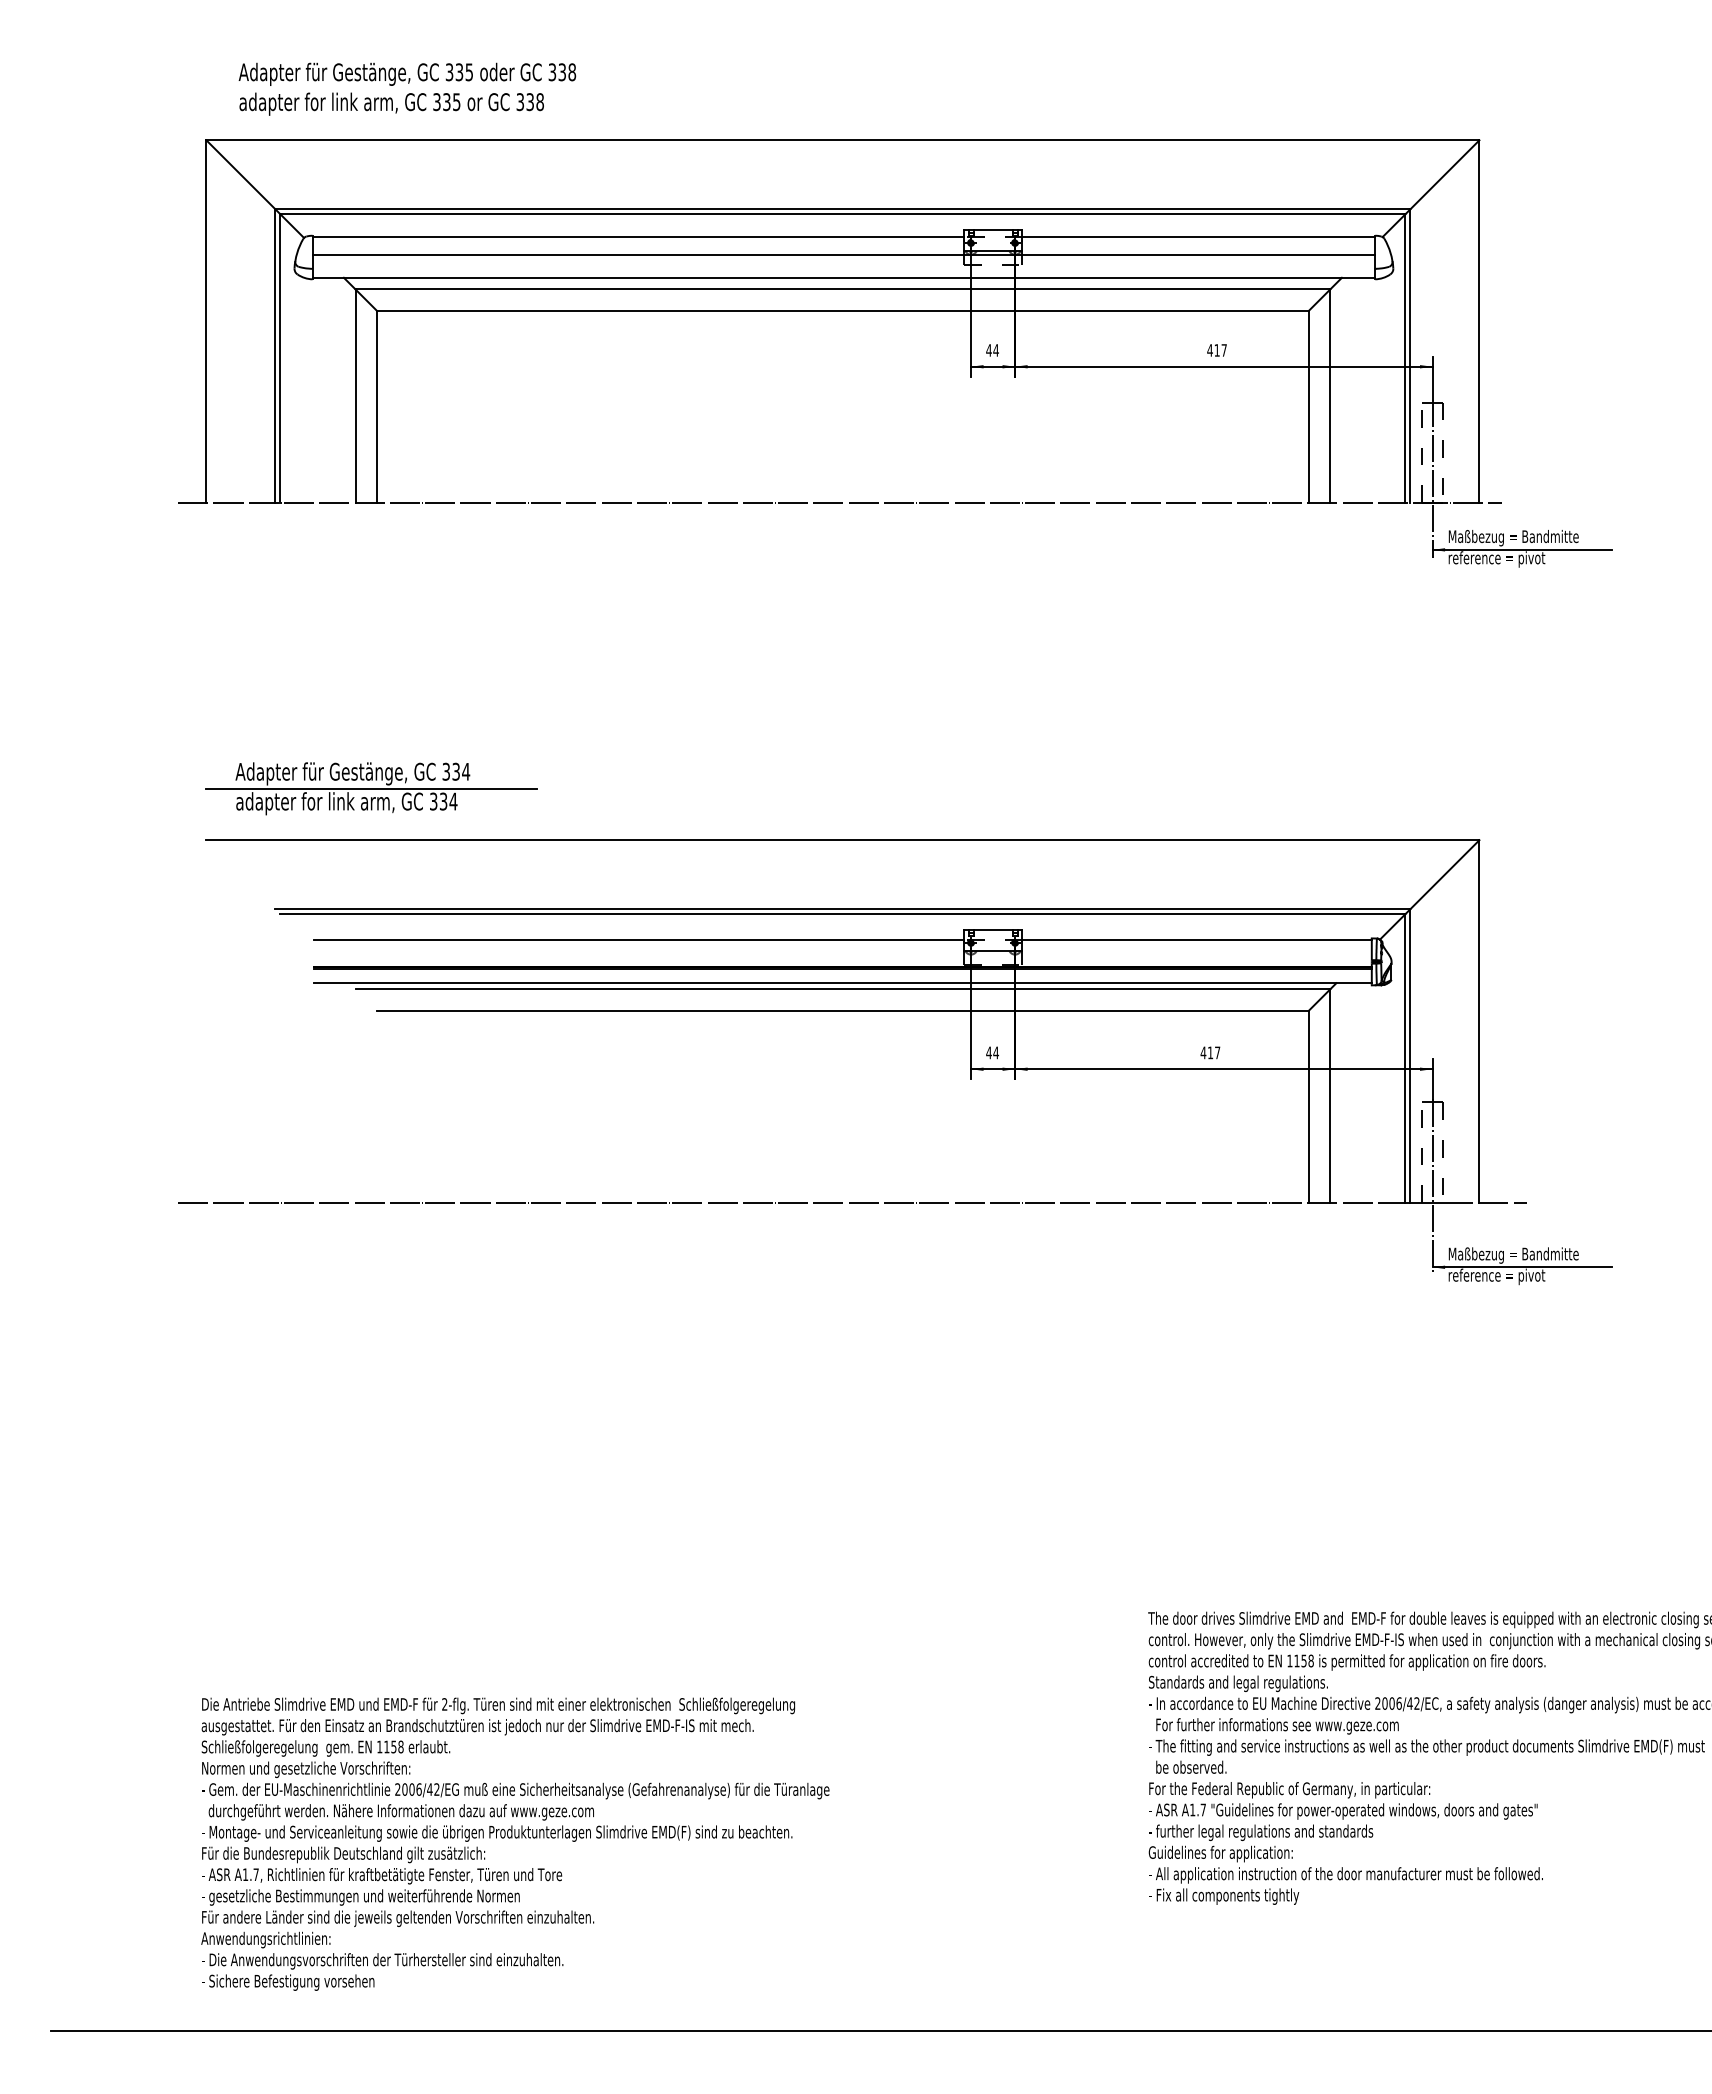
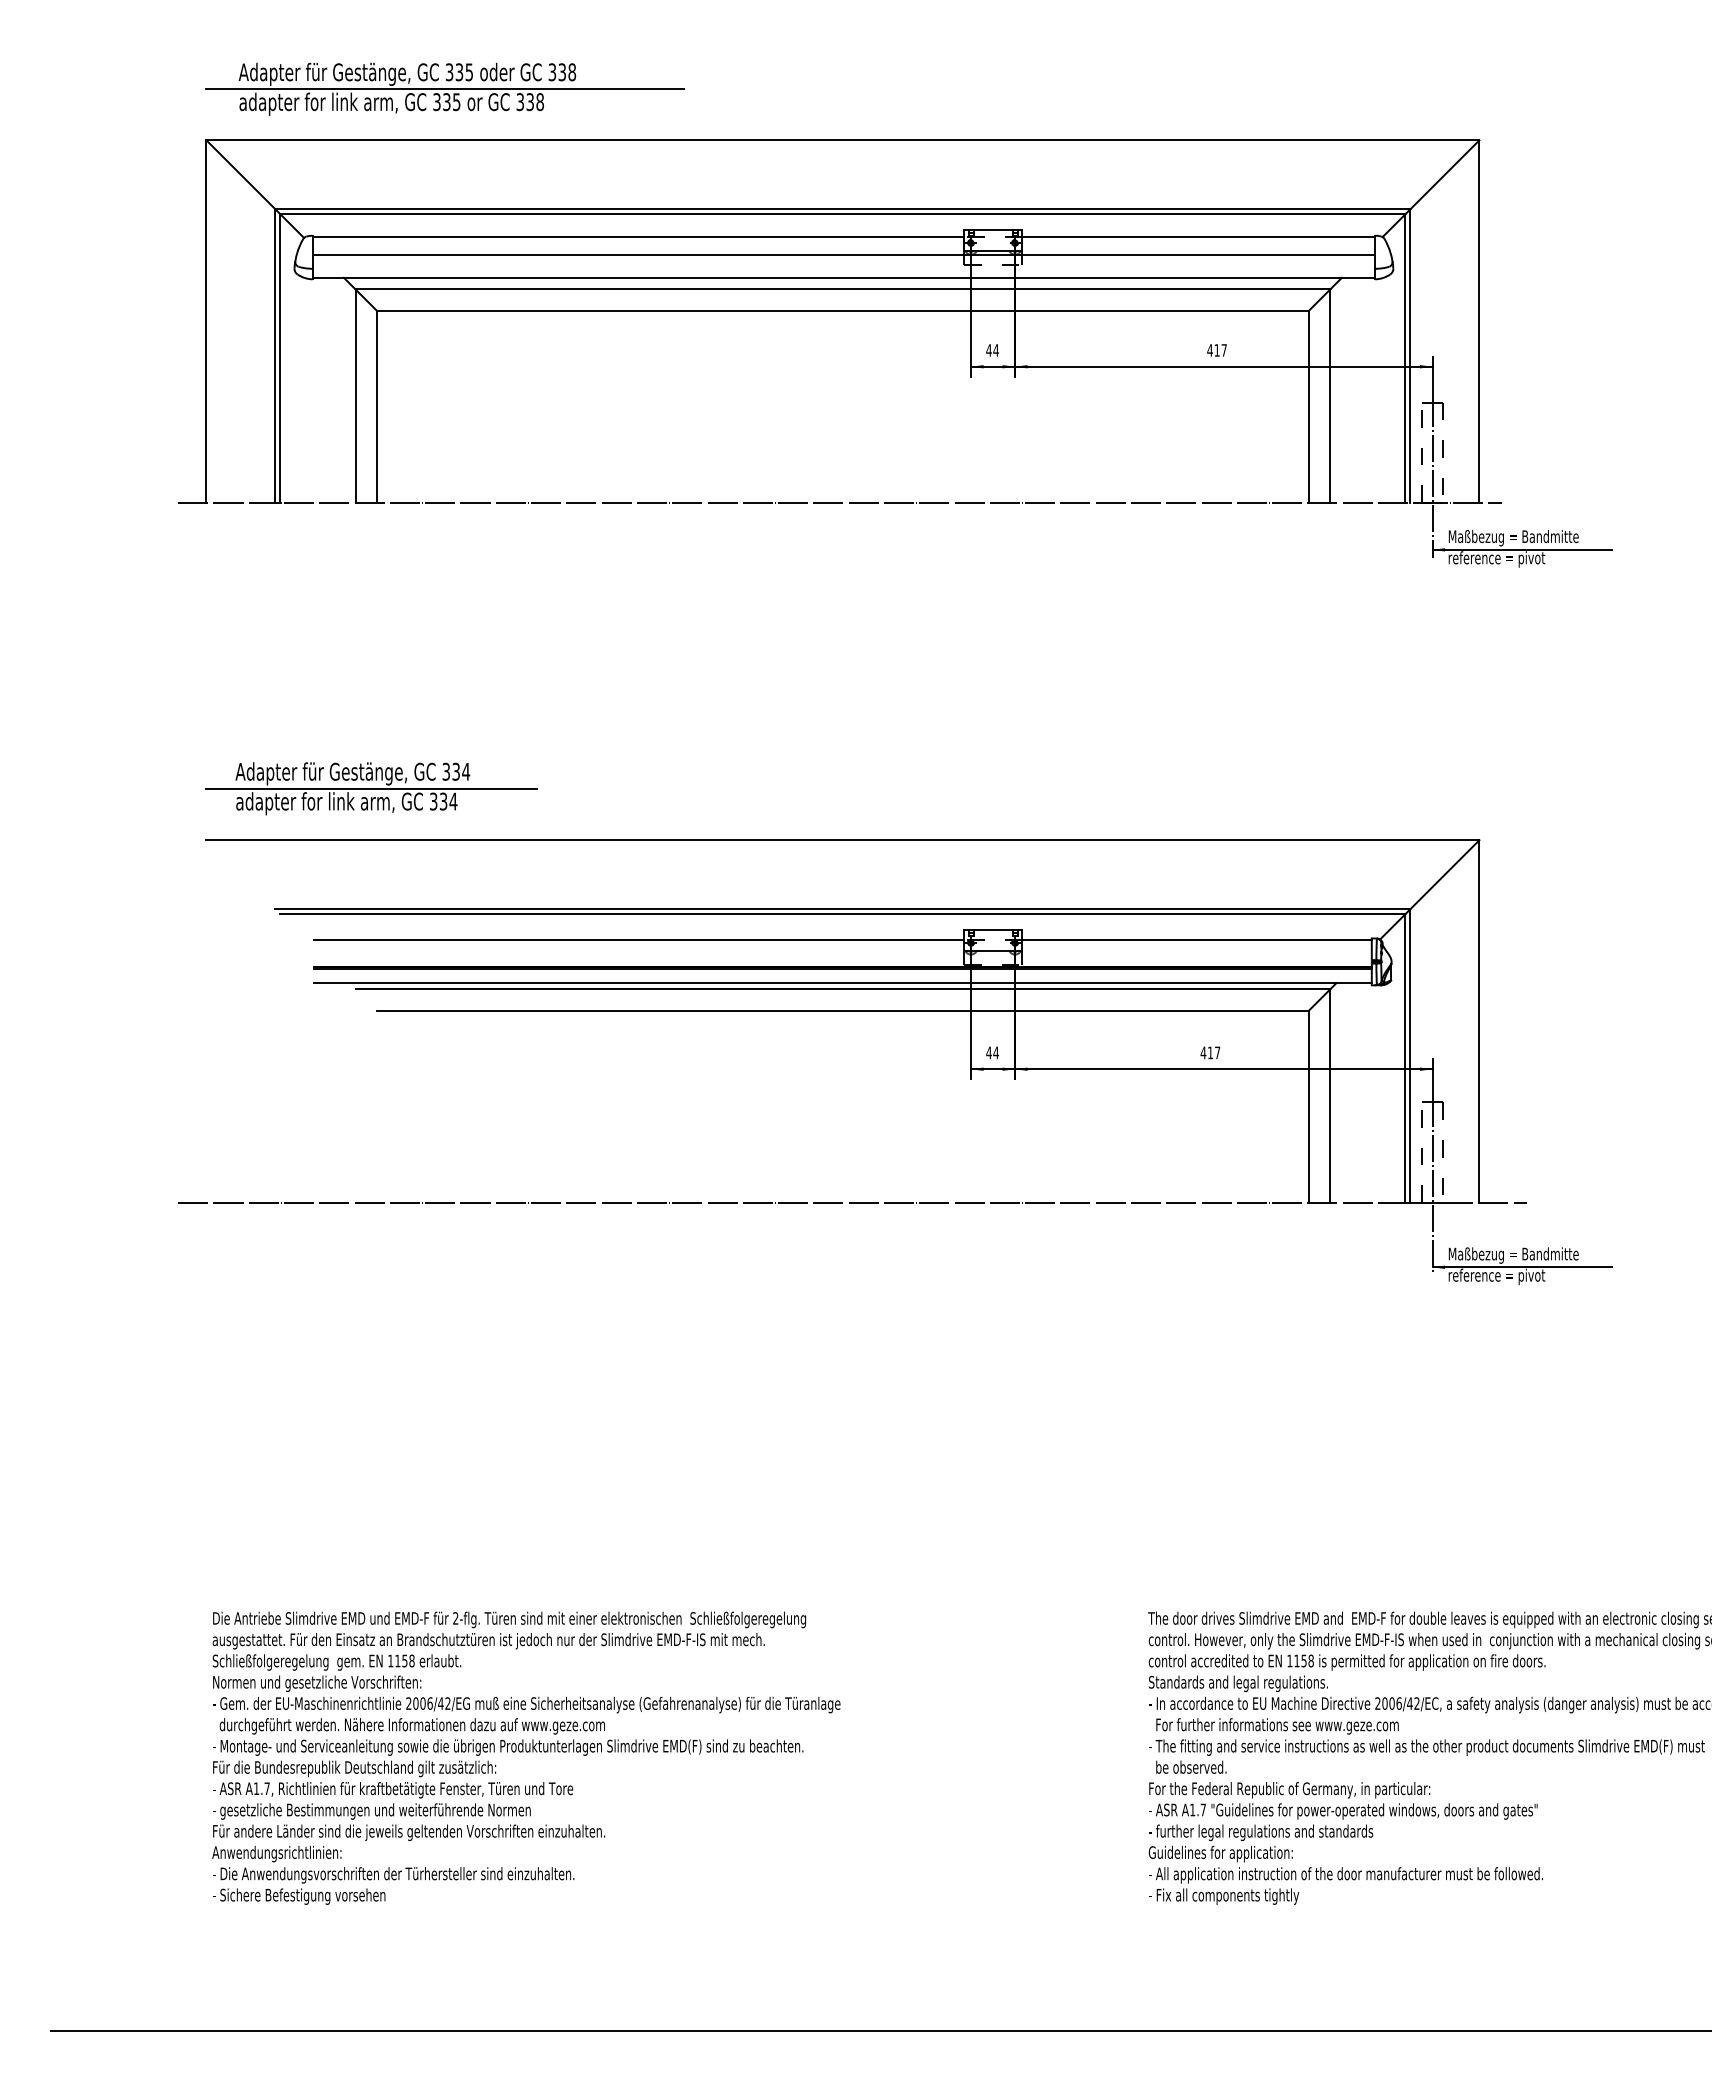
line: none -> present (445, 88)
text position: (515, 1843) -> (526, 1757) (526, 1757)
